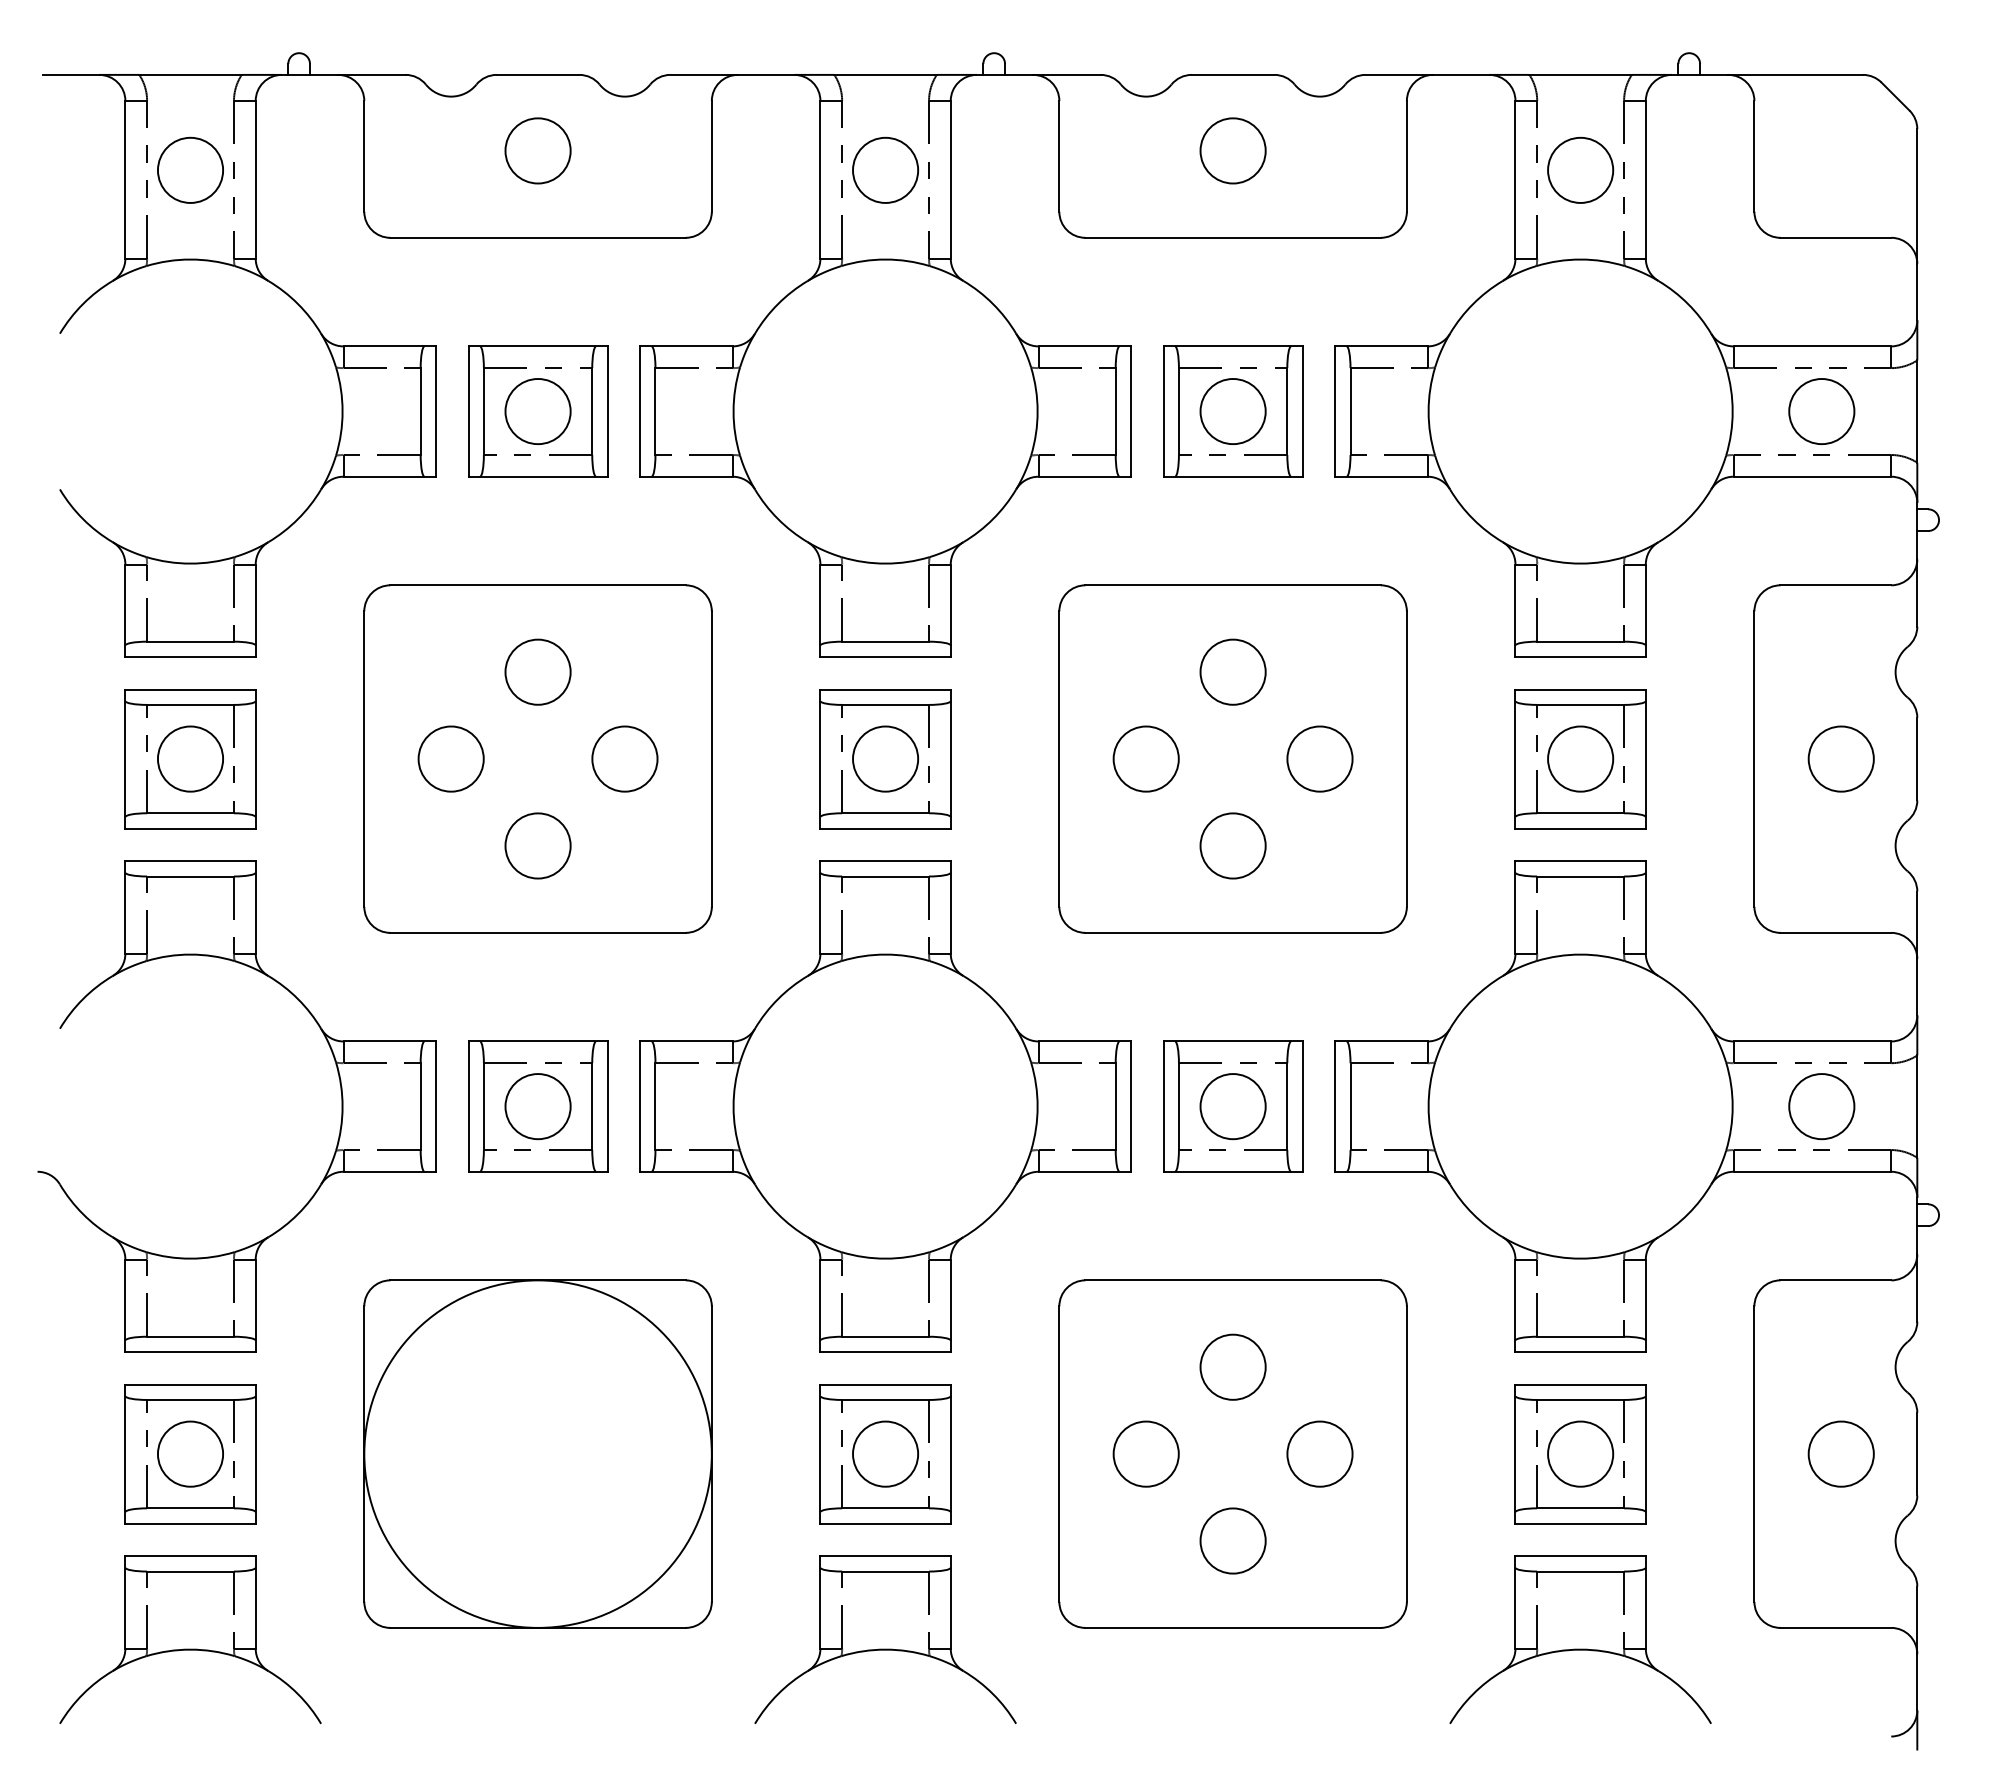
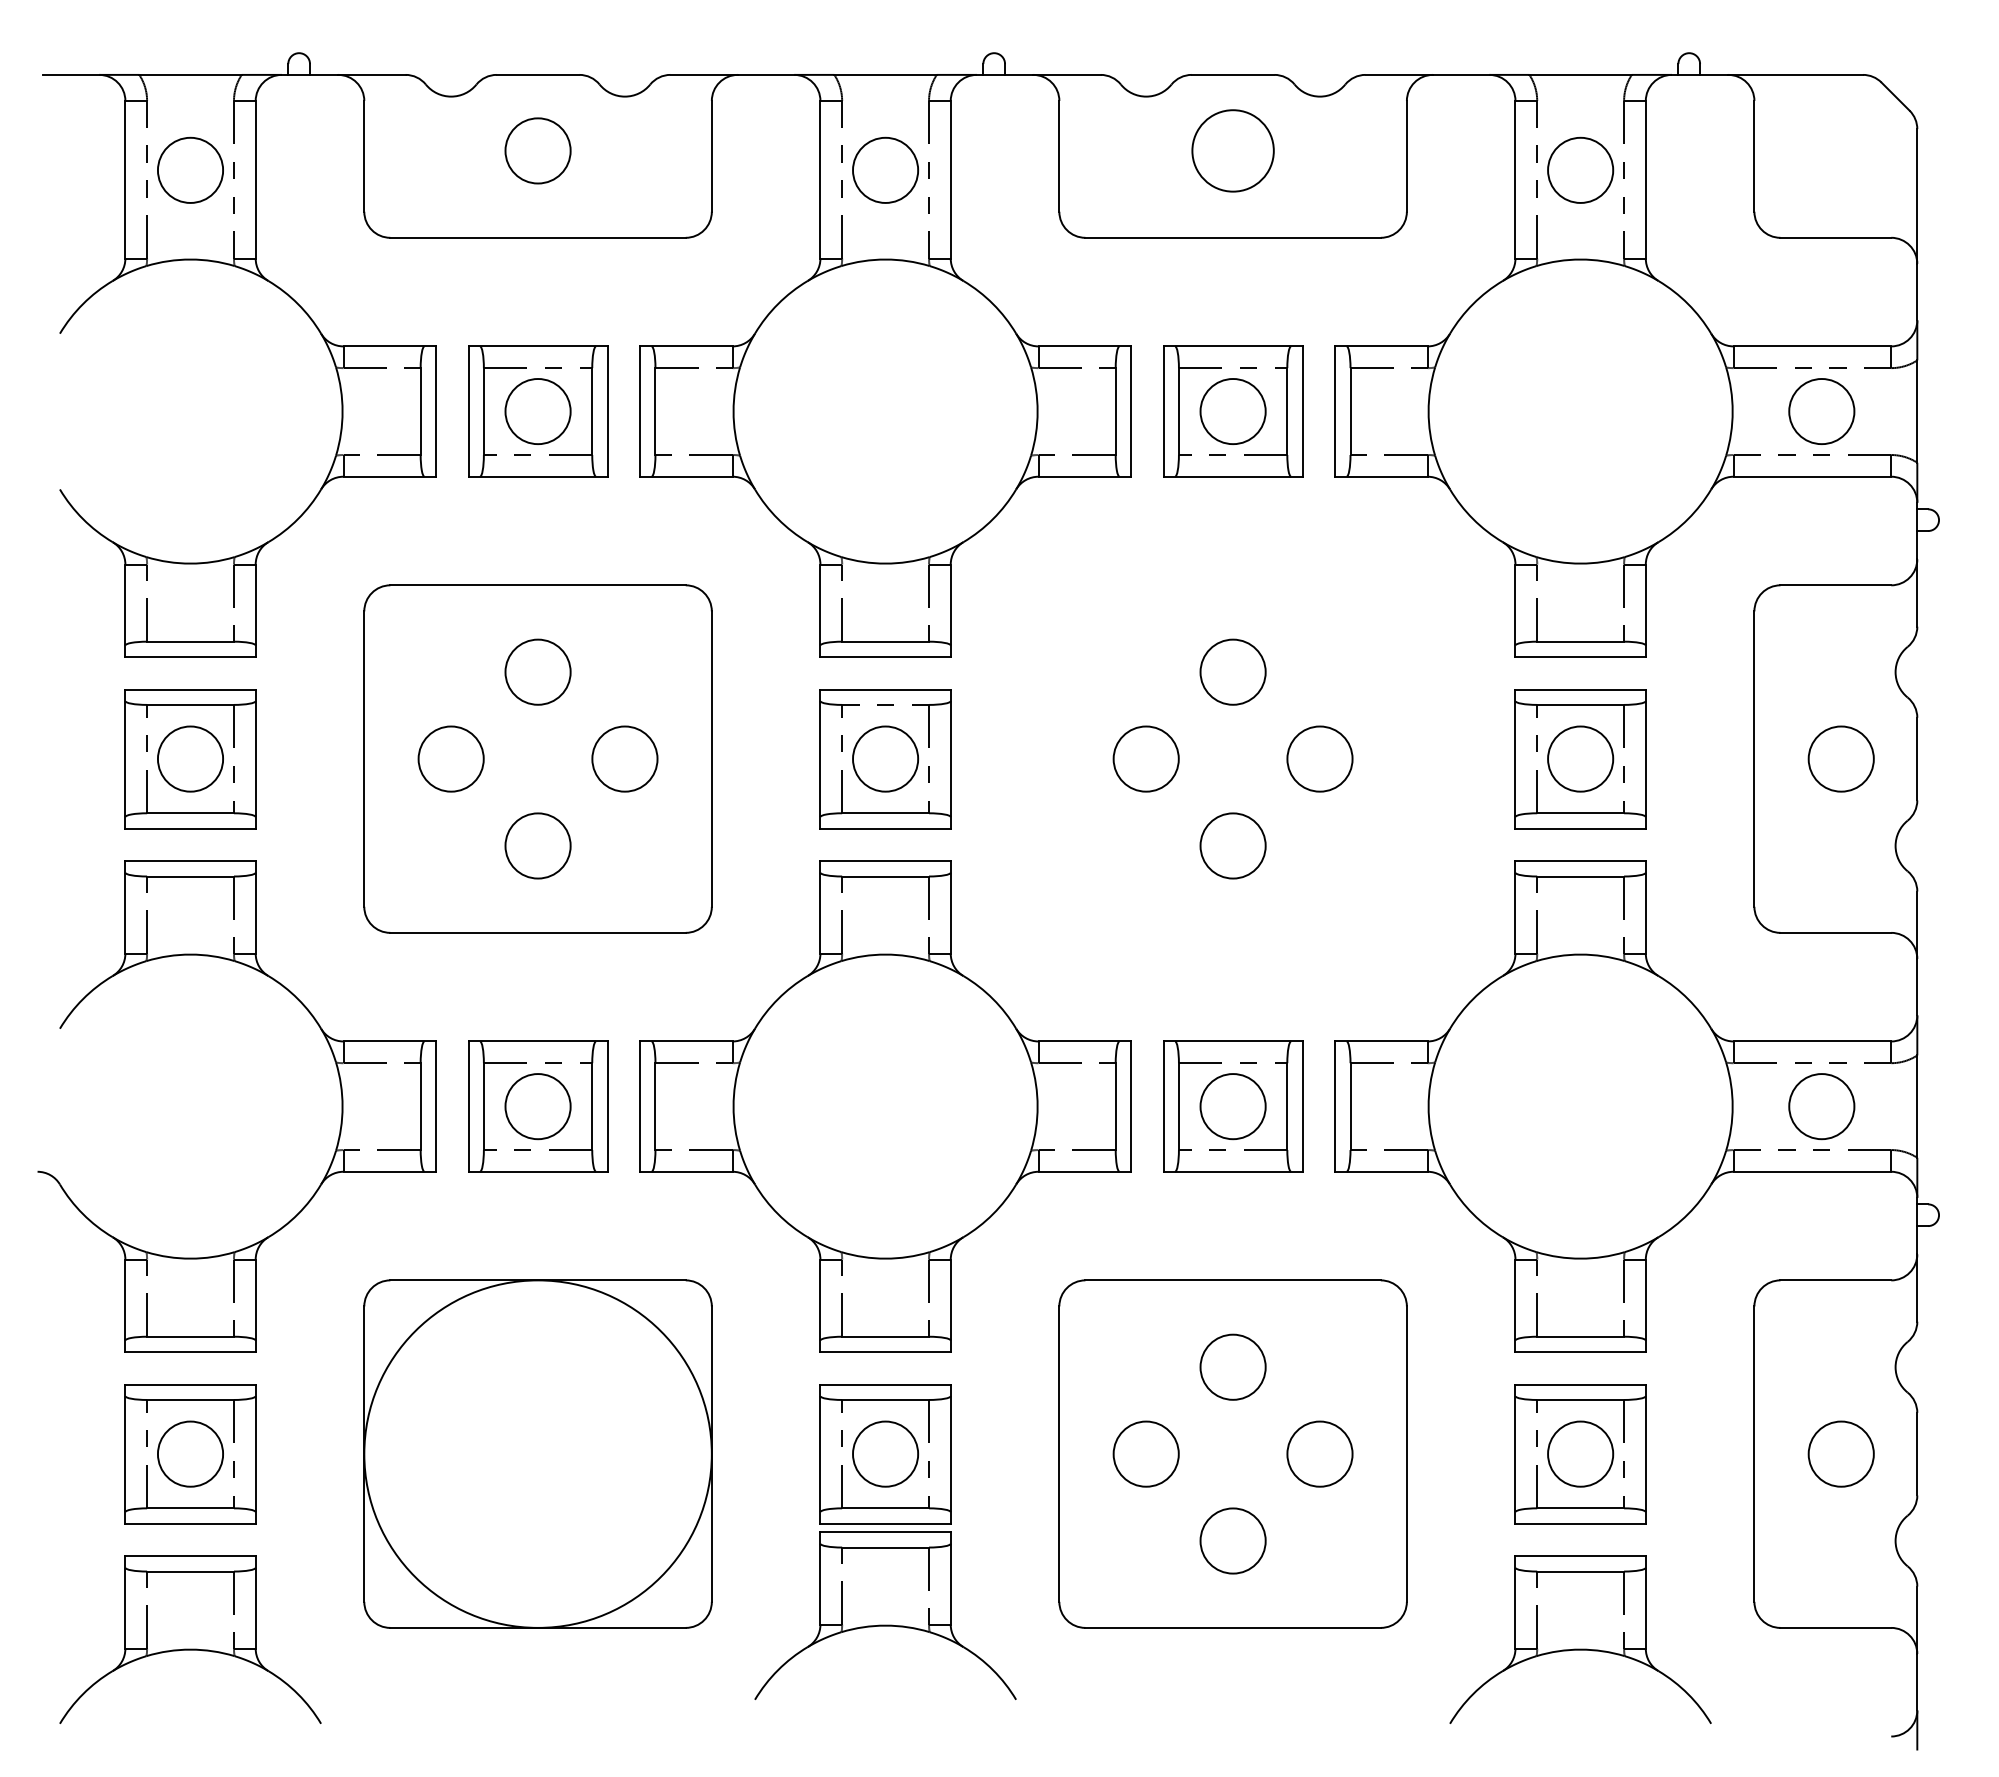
circle diameter: 65 px -> 81 px (1232, 150)
line: solid -> dashed (886, 704)
part: present -> none (1232, 758)
part position: (885, 1639) -> (885, 1615) (885, 1615)
